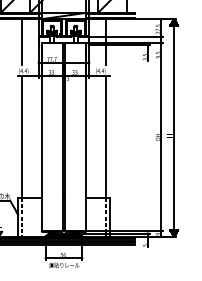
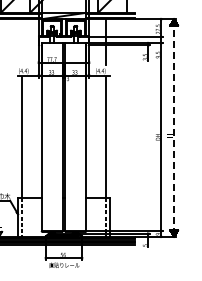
line: present -> none (21, 42)
line: solid -> dashed (174, 127)
